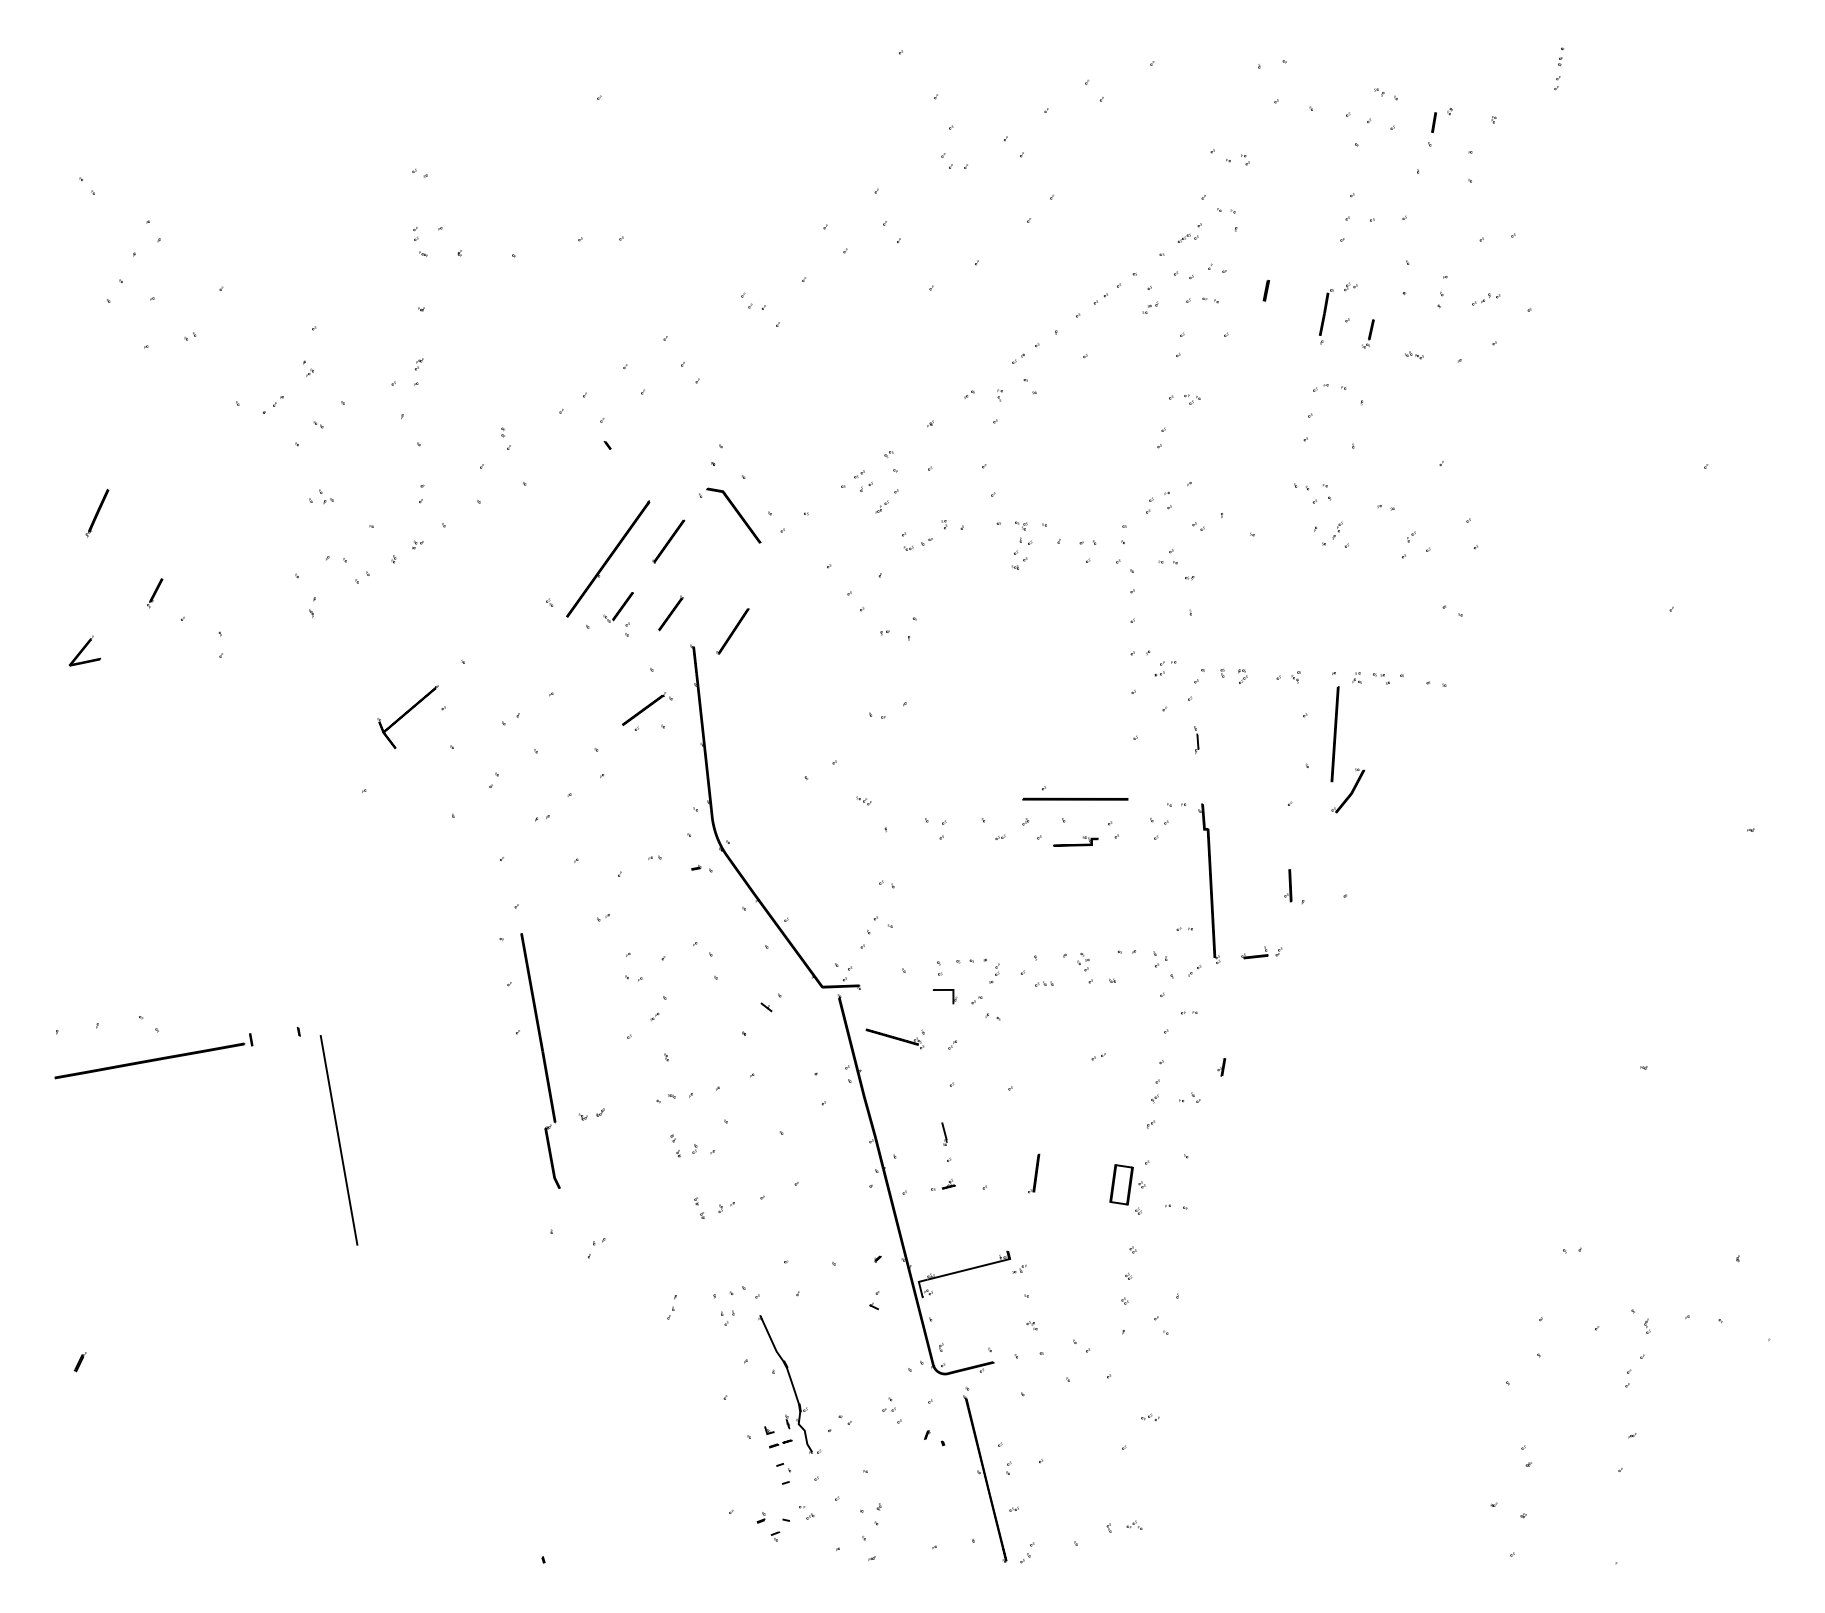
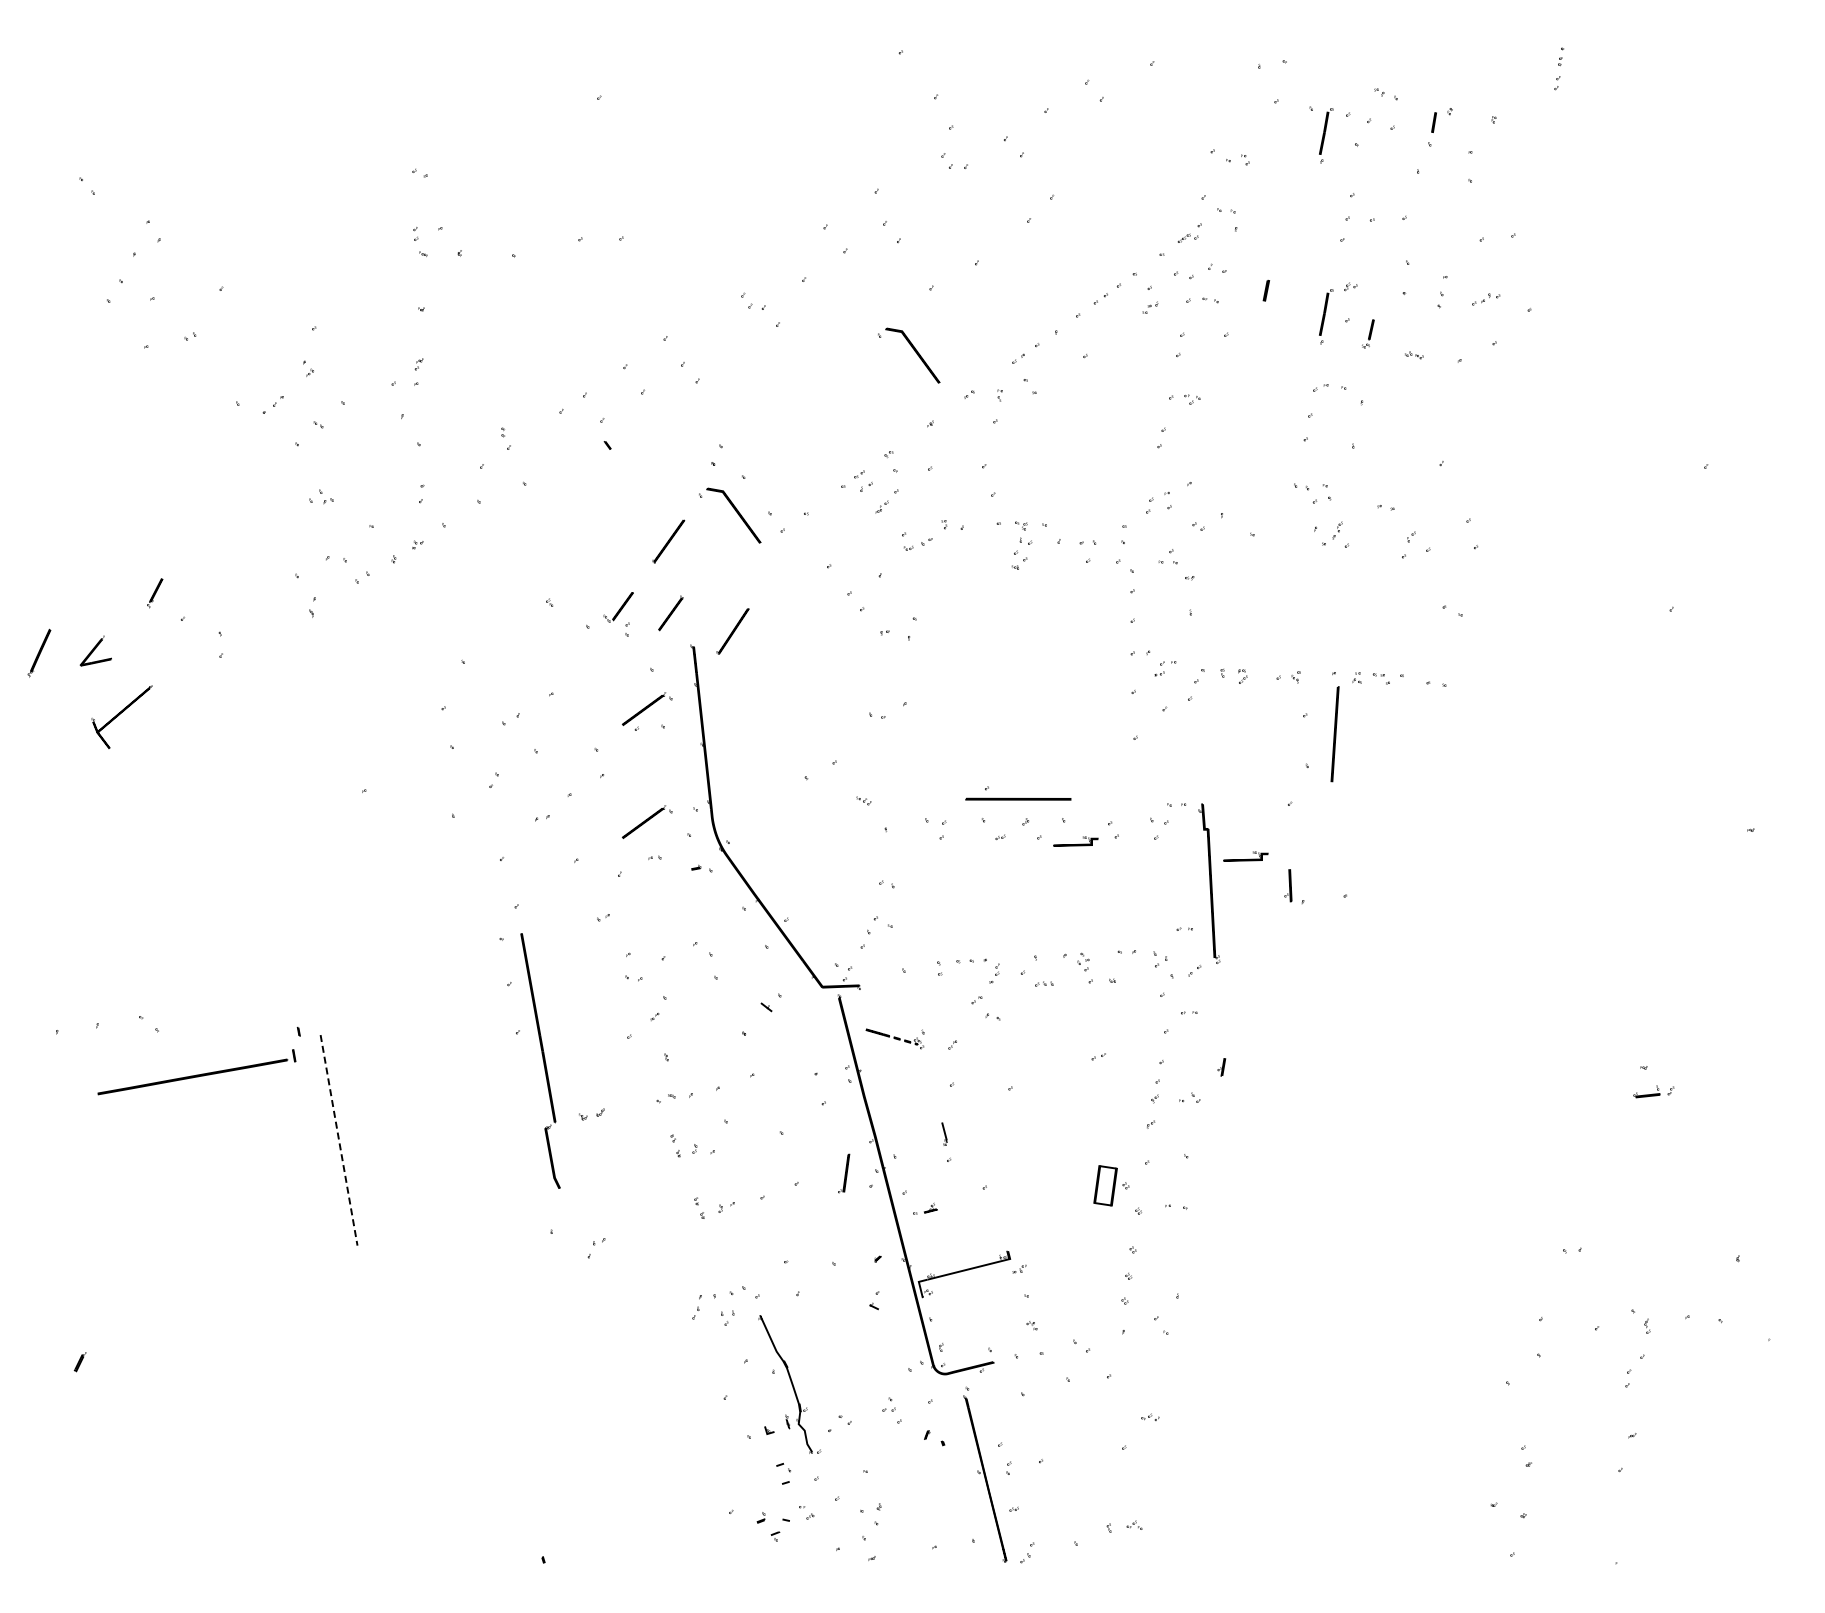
part: none -> present (1326, 135)
part: none -> present (914, 351)
part position: (97, 512) -> (39, 652) (39, 652)
part: present -> none (608, 558)
part position: (84, 650) -> (95, 650) (95, 650)
part position: (407, 716) -> (121, 716) (121, 716)
part: present -> none (1196, 739)
part: present -> none (1348, 790)
part position: (1075, 793) -> (1018, 793) (1018, 793)
part: none -> present (646, 821)
part: none -> present (1245, 856)
part position: (1261, 952) -> (1653, 1091) (1653, 1091)
part: present -> none (944, 996)
line: solid -> dashed (918, 1044)
part position: (153, 1056) -> (196, 1072) (196, 1072)
line: solid -> dashed (339, 1140)
part position: (1034, 1173) -> (844, 1173) (844, 1173)
part position: (943, 1184) -> (925, 1208) (925, 1208)
part position: (1127, 1184) -> (1111, 1185) (1111, 1185)
part position: (671, 1307) -> (696, 1307) (696, 1307)
line: present -> none (779, 1444)
